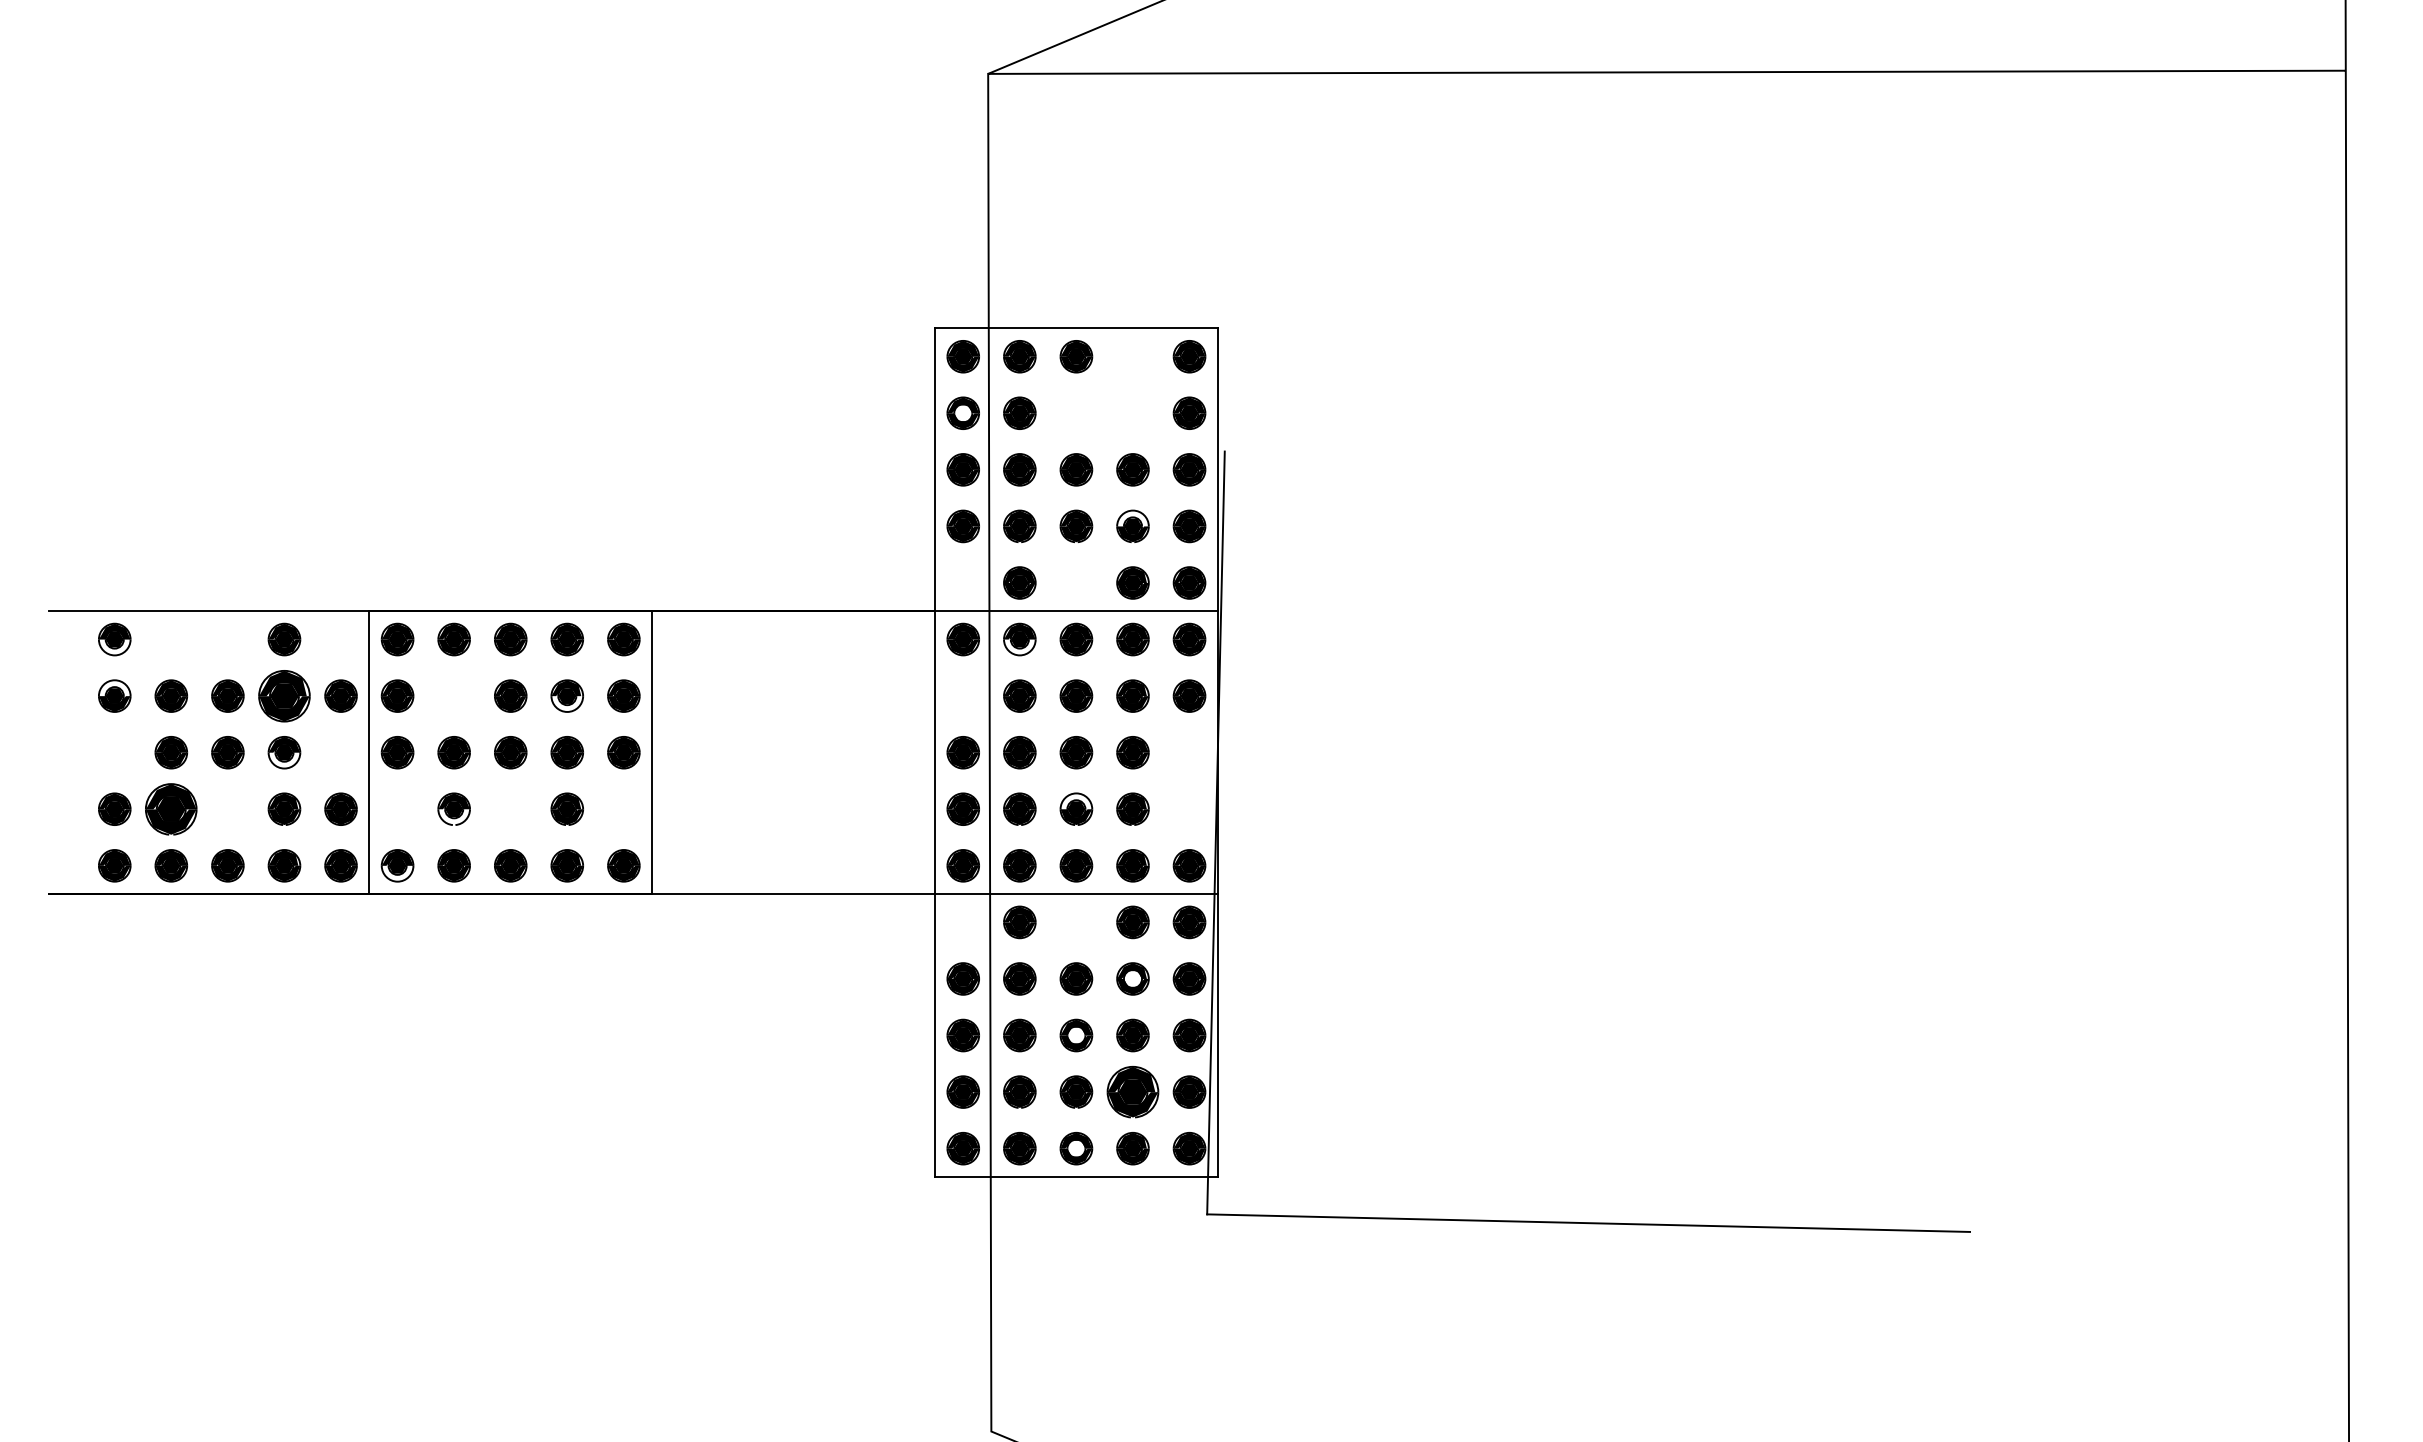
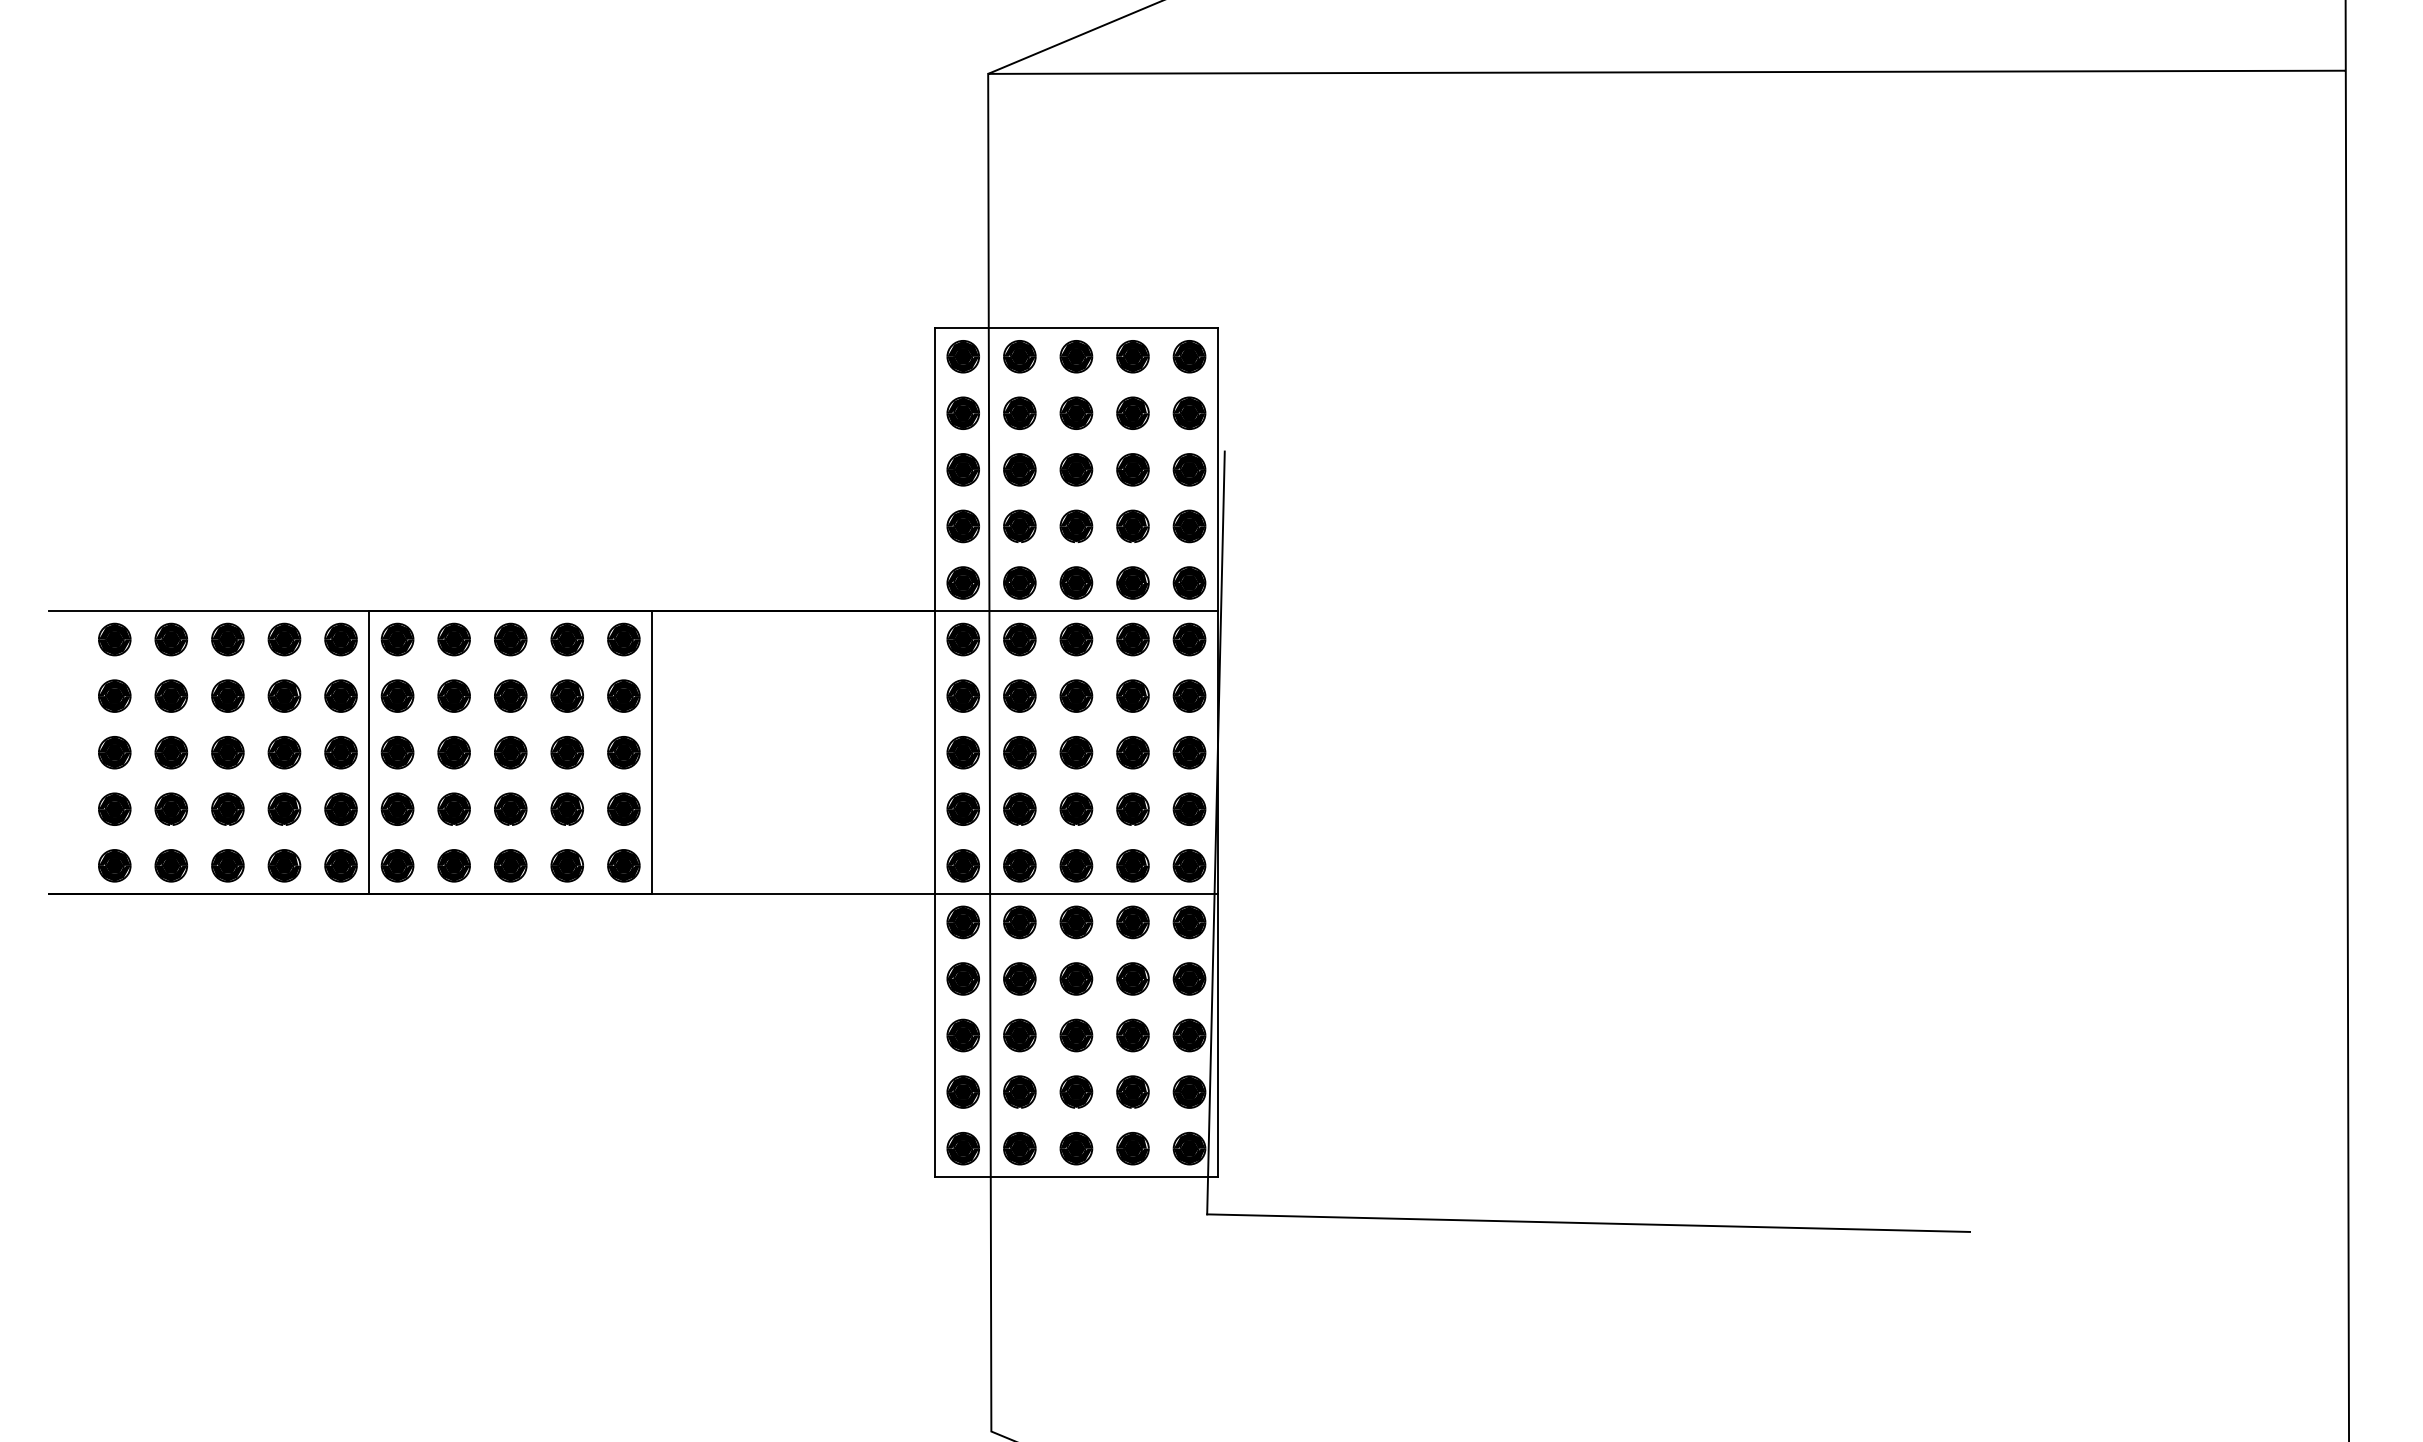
part: none -> present (1132, 356)
part: none -> present (1076, 412)
part: none -> present (1132, 412)
fill: none -> present (963, 413)
fill: none -> present (1131, 518)
part: none -> present (962, 582)
part: none -> present (1076, 582)
part: none -> present (171, 639)
part: none -> present (227, 639)
part: none -> present (340, 639)
fill: none -> present (114, 647)
fill: none -> present (1019, 647)
fill: none -> present (114, 688)
part: none -> present (453, 695)
part: none -> present (962, 695)
part size: 53x53 px -> 35x34 px (284, 695)
fill: none -> present (567, 703)
part: none -> present (114, 752)
part: none -> present (340, 752)
part: none -> present (1189, 752)
fill: none -> present (284, 760)
fill: none -> present (1076, 801)
part: none -> present (227, 808)
part: none -> present (397, 808)
part: none -> present (510, 808)
part: none -> present (623, 808)
part: none -> present (1189, 808)
part size: 53x53 px -> 35x34 px (171, 808)
fill: none -> present (454, 817)
fill: none -> present (397, 873)
part: none -> present (962, 922)
part: none -> present (1076, 922)
fill: none -> present (1132, 978)
fill: none -> present (1076, 1035)
part size: 54x53 px -> 34x34 px (1132, 1091)
fill: none -> present (1076, 1148)
